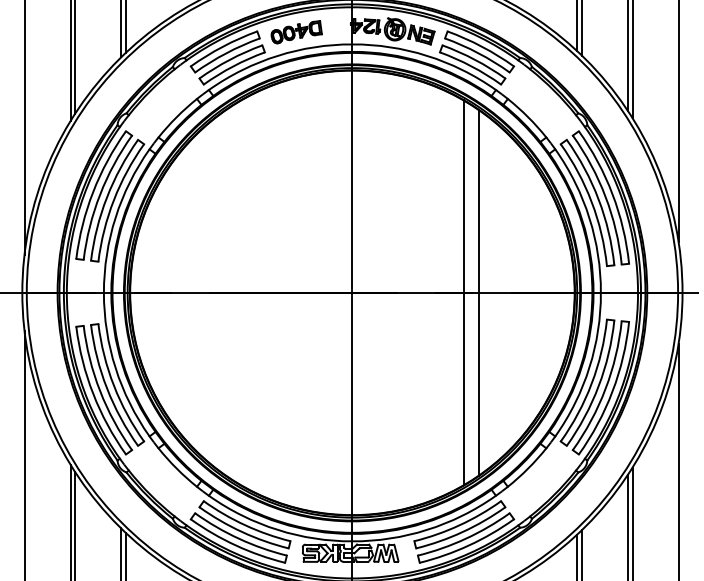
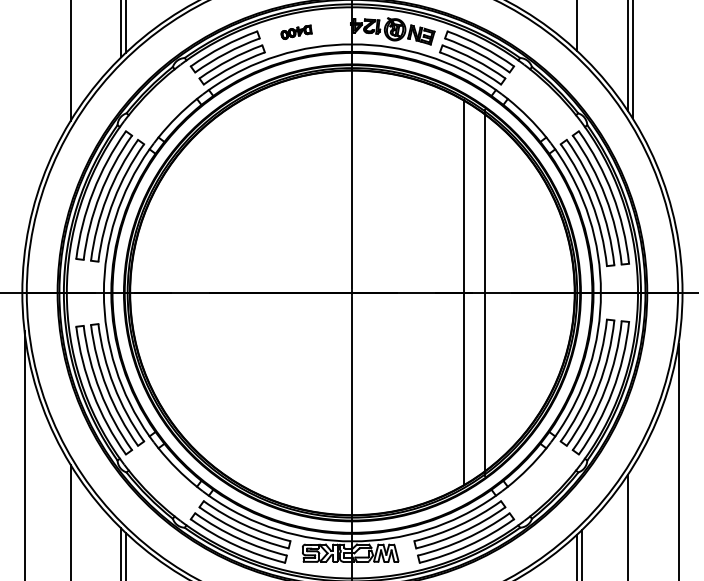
line: present -> none (581, 28)
part size: 53x25 px -> 33x16 px (296, 31)
line: present -> none (75, 57)
line: present -> none (678, 121)
line: present -> none (24, 128)
line position: (478, 292) -> (484, 292) (484, 292)
line: present -> none (632, 522)
line: present -> none (75, 524)
